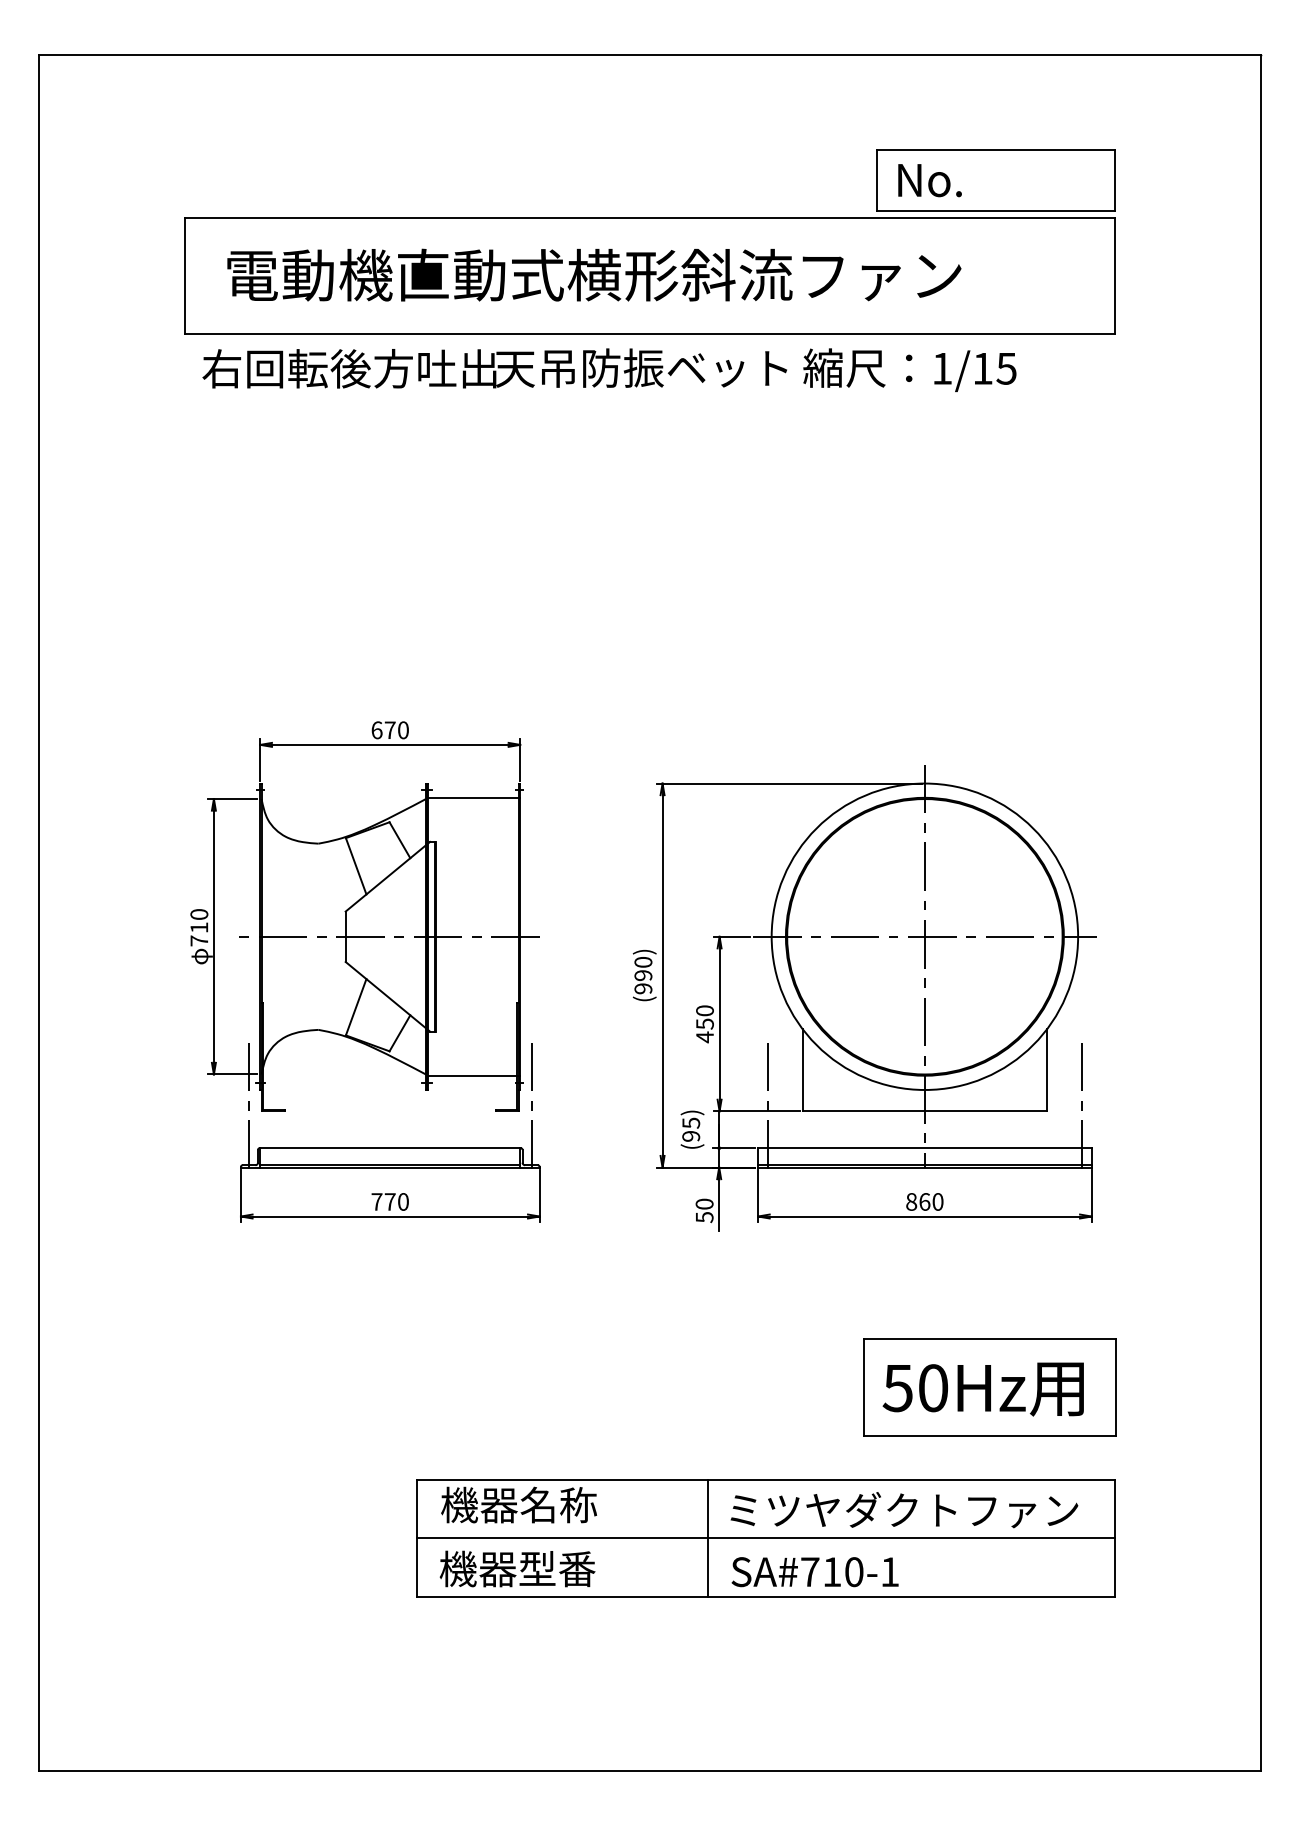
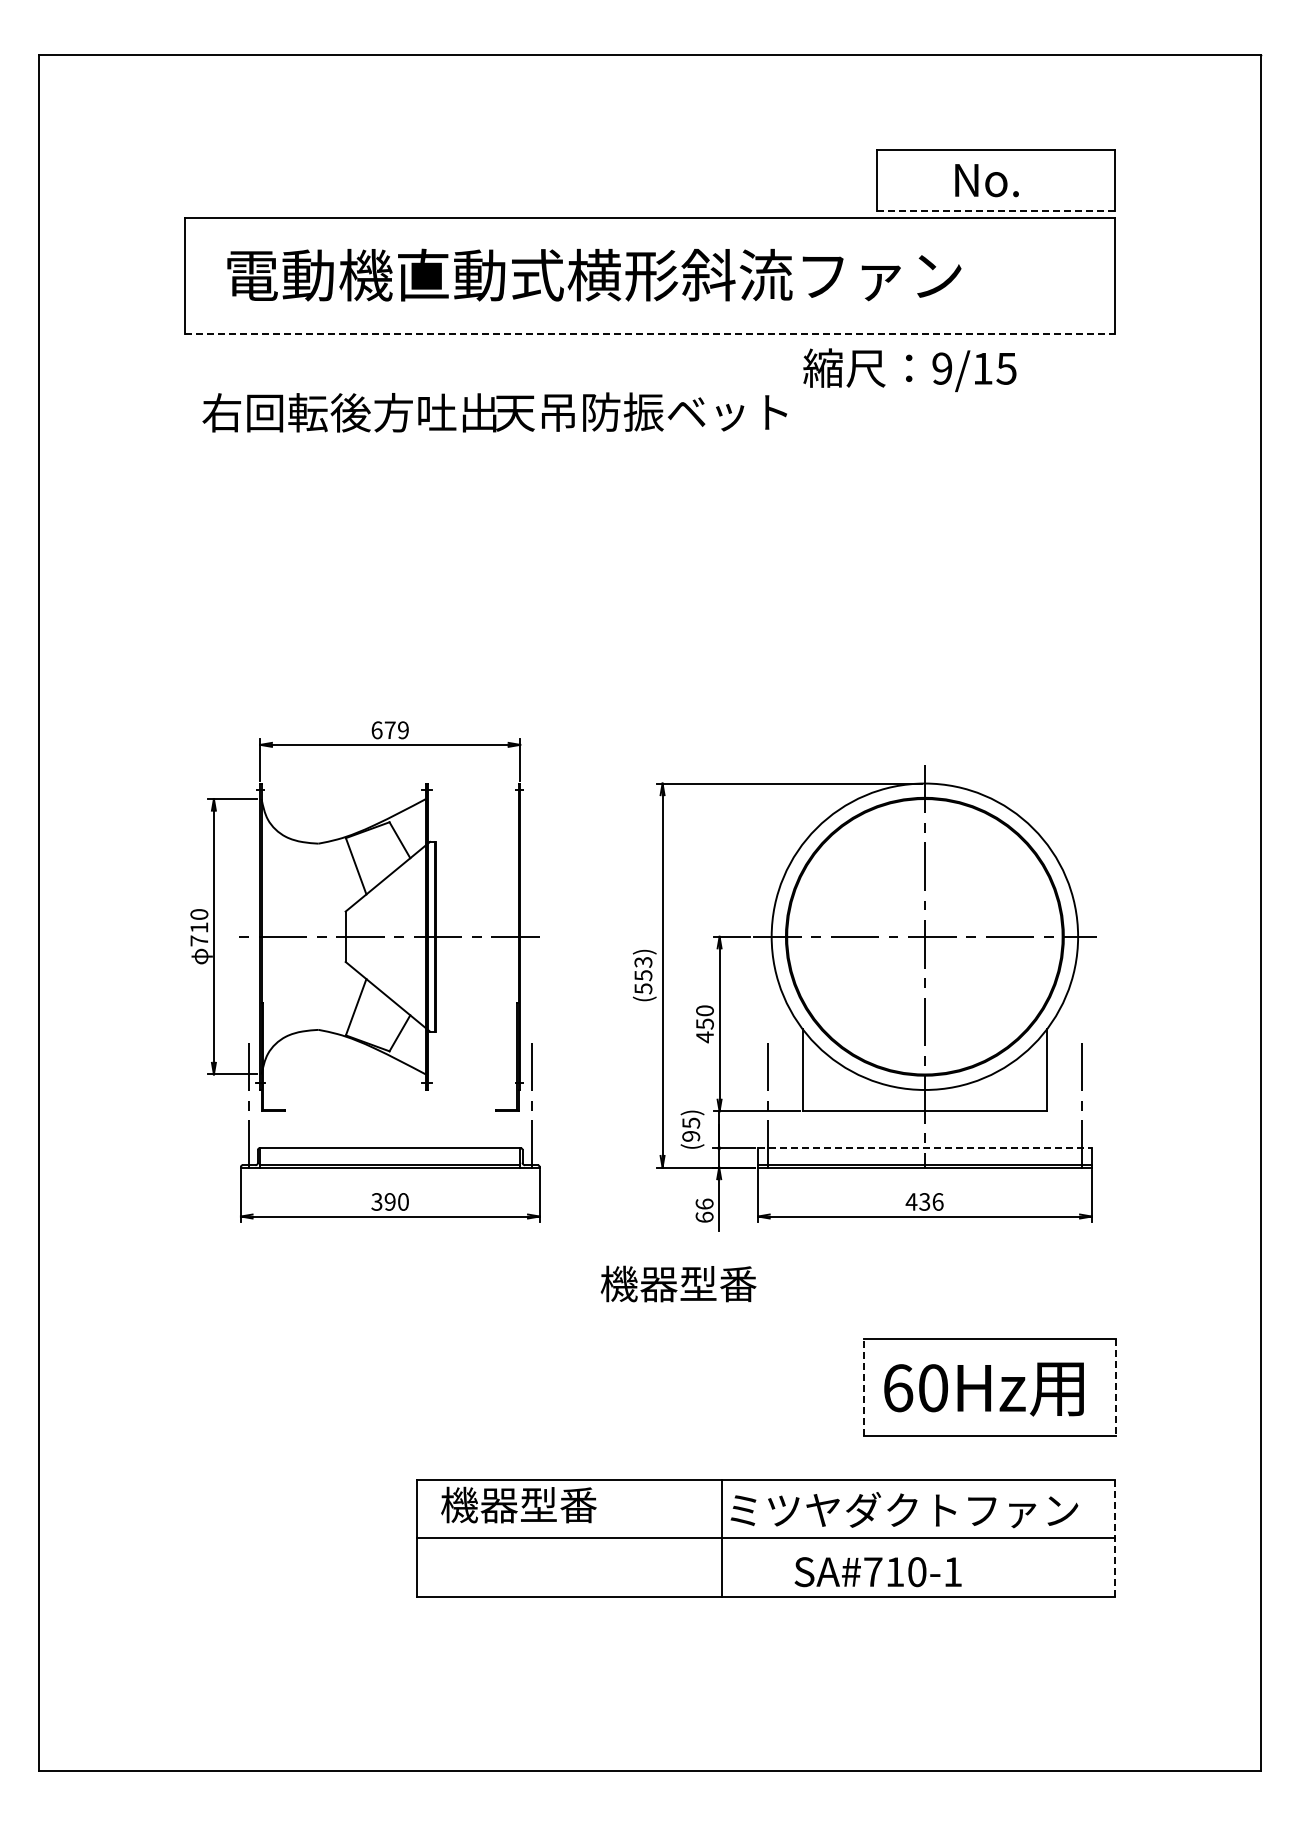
text position: (929, 180) -> (986, 180) (986, 180)
line: solid -> dashed (995, 211)
line: solid -> dashed (650, 334)
text position: (494, 368) -> (494, 412) (494, 412)
text: 1/15 -> 9/15 (941, 368)
text: 670 -> 679 (403, 730)
line: present -> none (474, 797)
text: (990) -> (553) (643, 975)
line: present -> none (474, 1075)
line: solid -> dashed (924, 1148)
text: 770 -> 390 (383, 1201)
text: 860 -> 436 (924, 1201)
text: 50 -> 66 (704, 1210)
line: solid -> dashed (864, 1386)
line: solid -> dashed (1116, 1387)
text: 50Hz -> 60Hz (897, 1388)
text: 機器名称 -> 機器型番 (558, 1504)
line position: (708, 1538) -> (722, 1538) (722, 1538)
line: solid -> dashed (1115, 1538)
text position: (517, 1568) -> (678, 1283) (678, 1283)
text position: (814, 1572) -> (877, 1572) (877, 1572)
